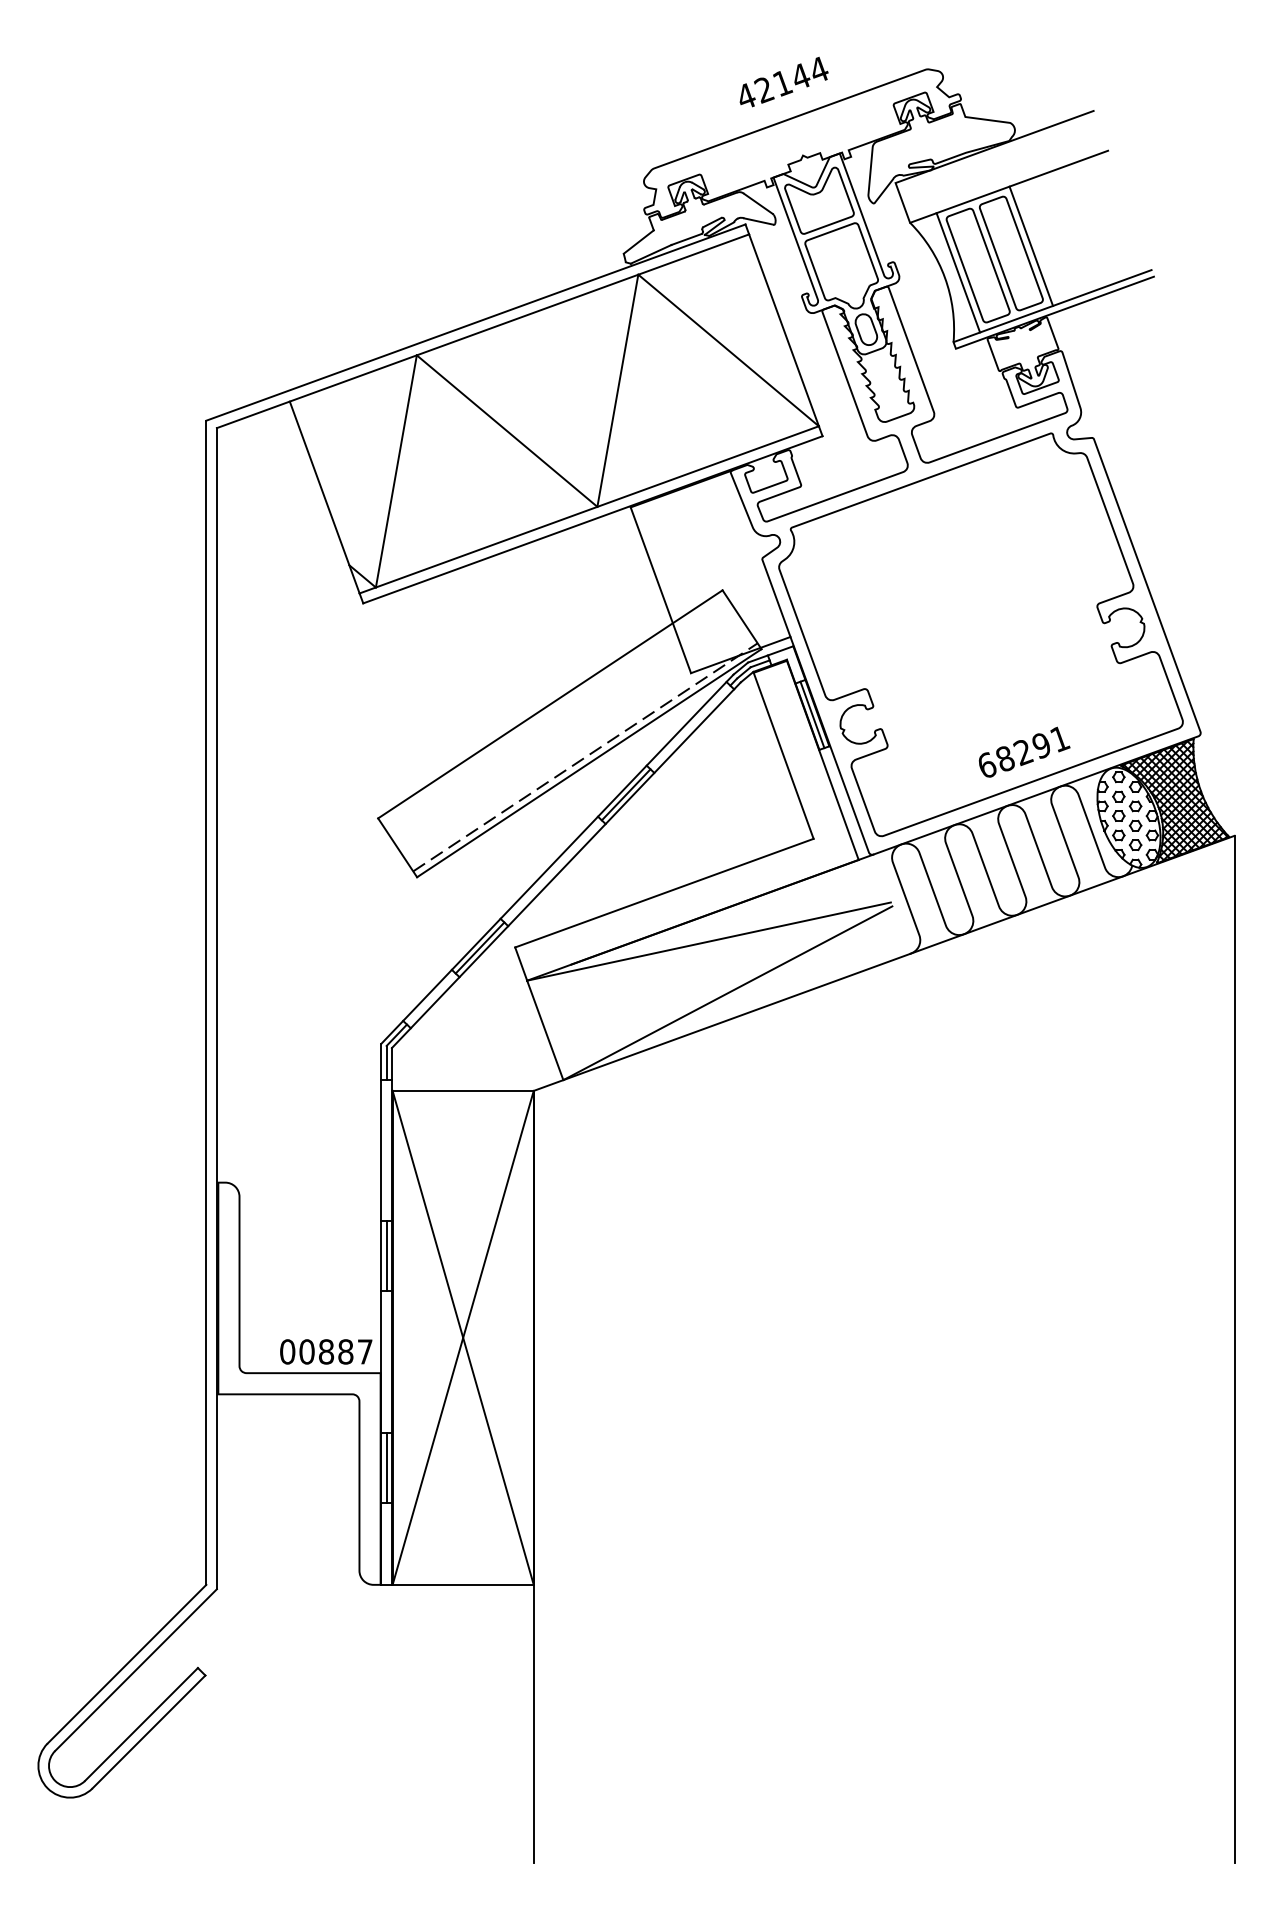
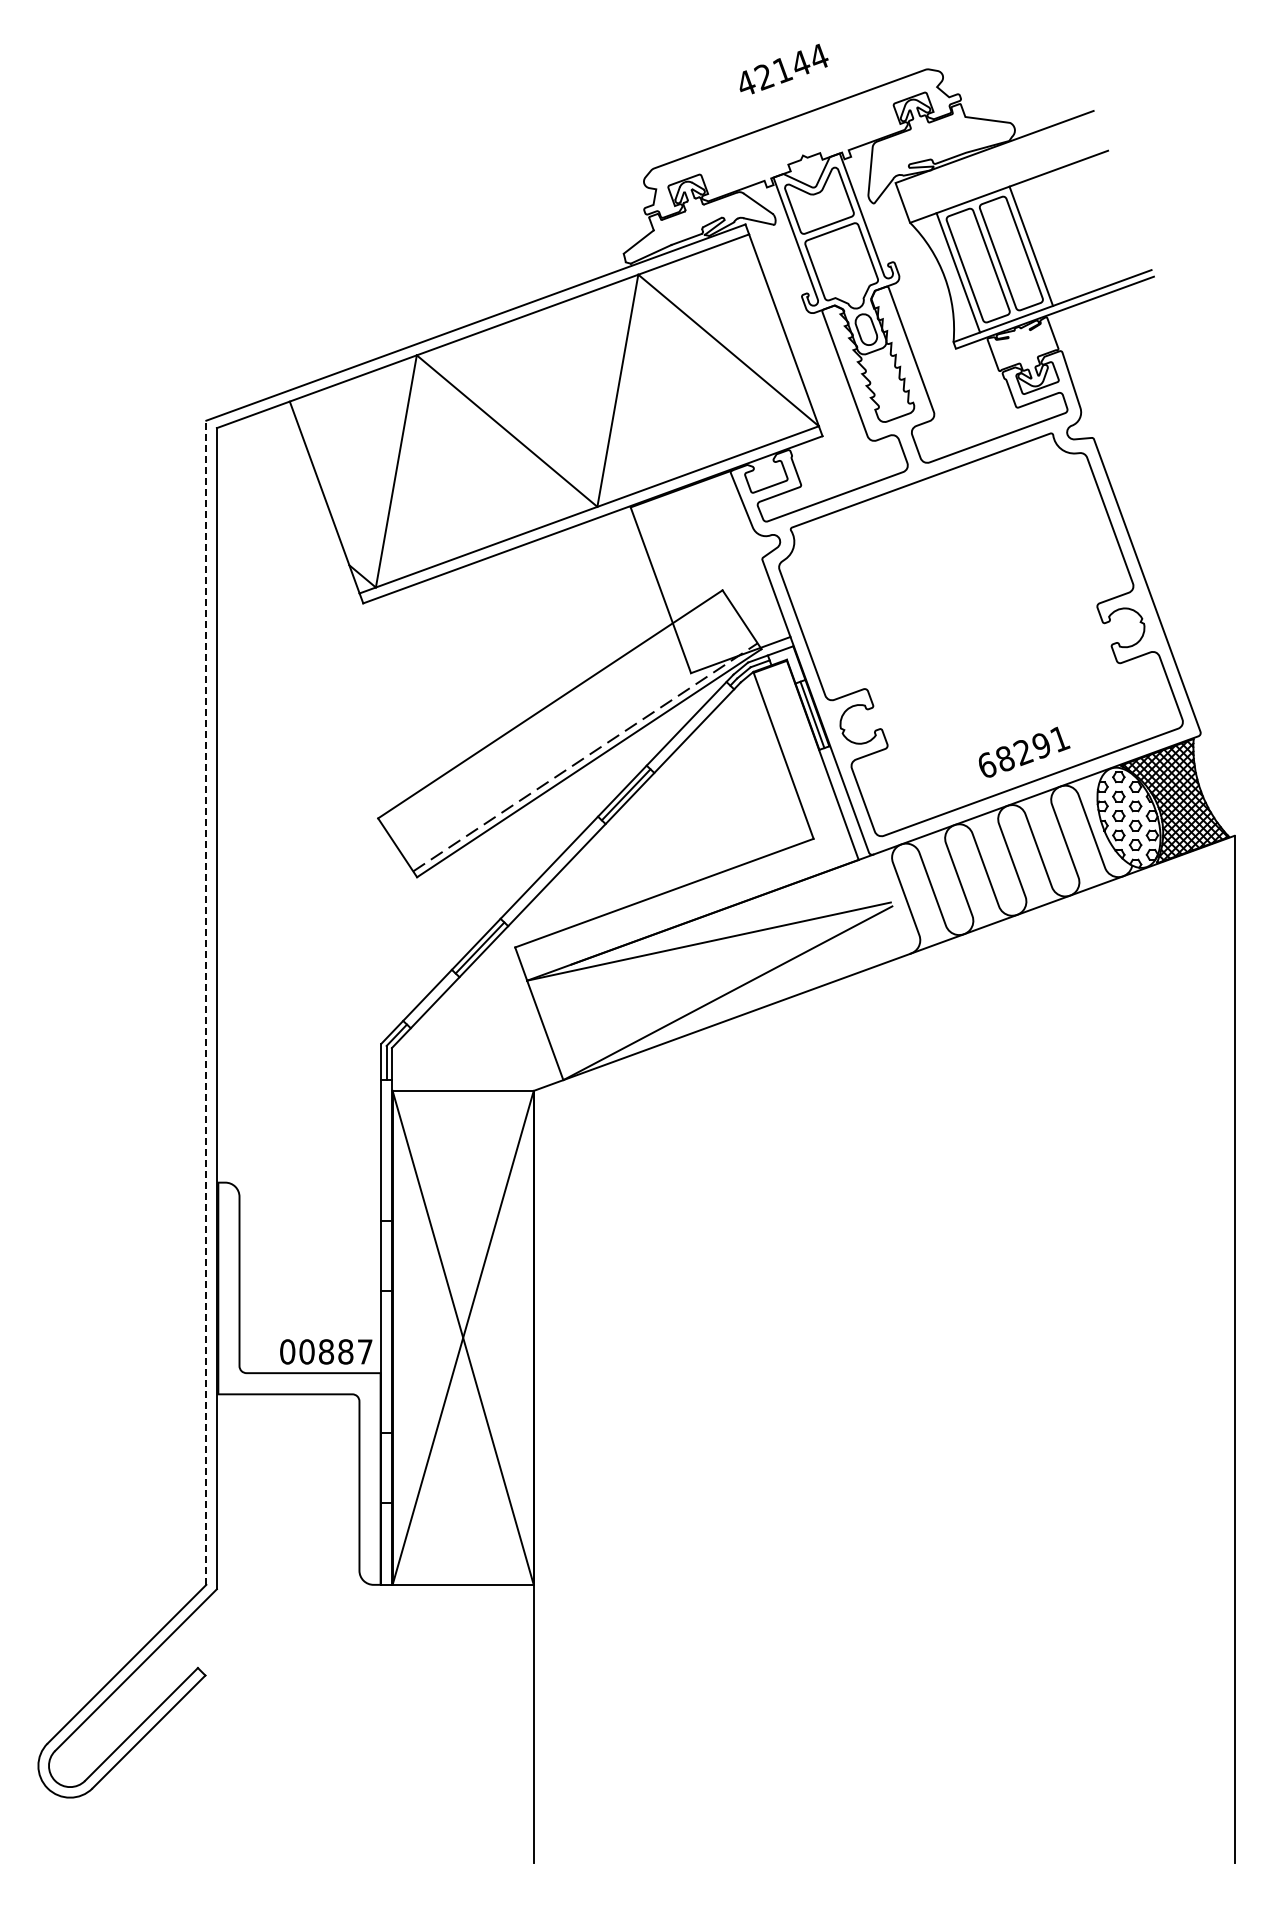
text position: (783, 81) -> (783, 68) (783, 68)
line: solid -> dashed (206, 1002)
line: present -> none (386, 1255)
line: present -> none (386, 1467)
